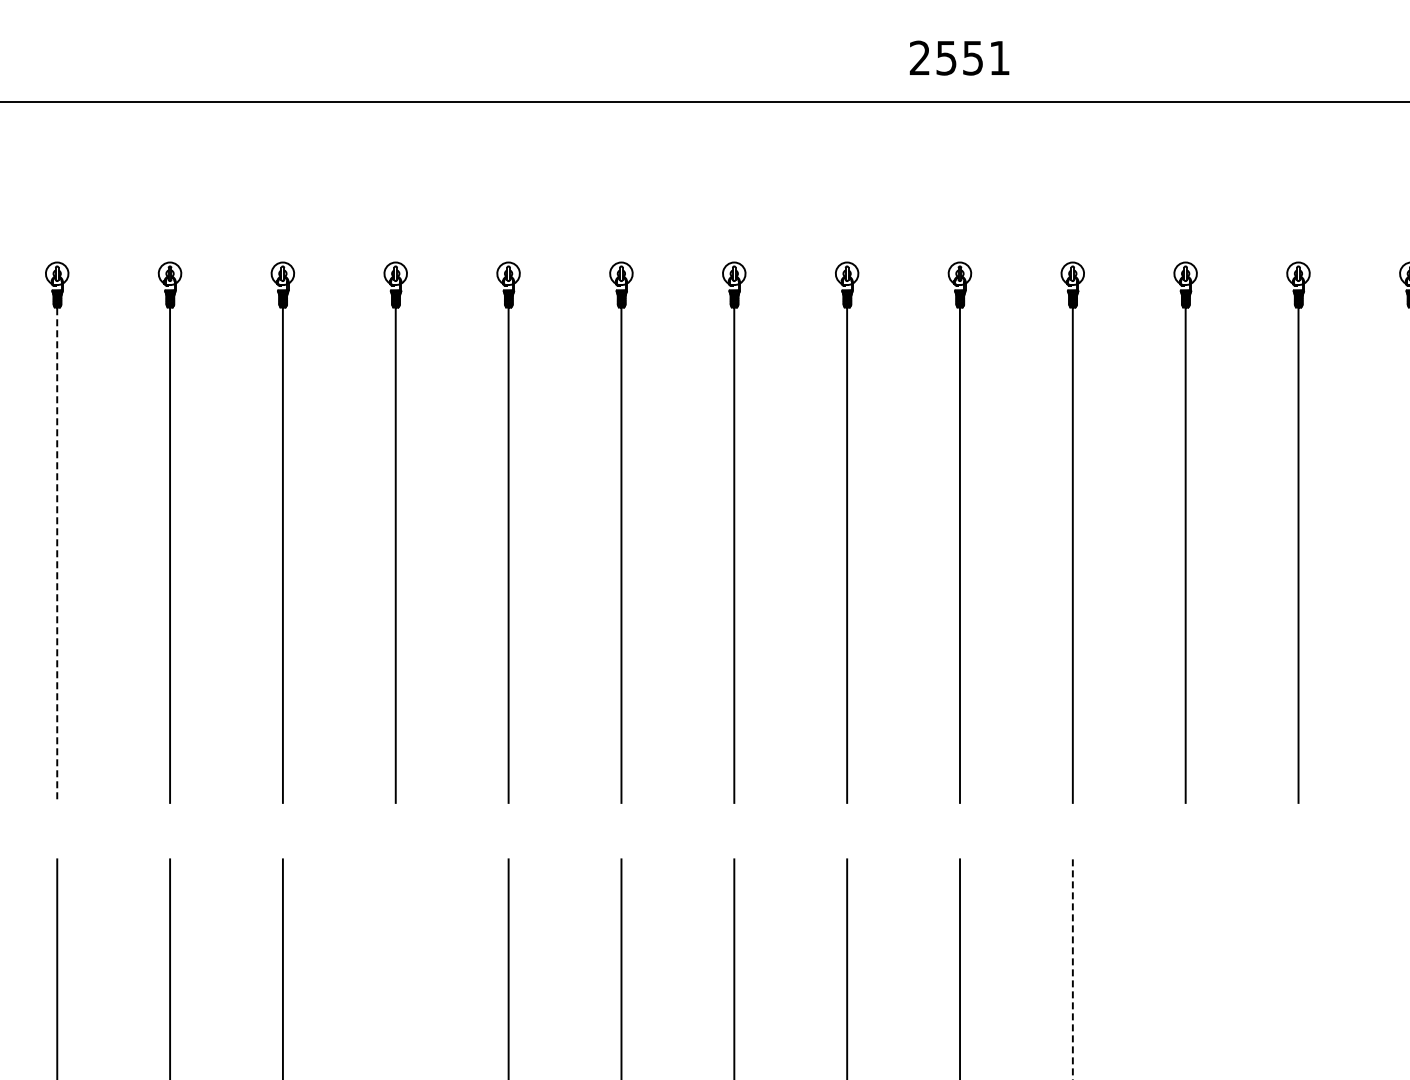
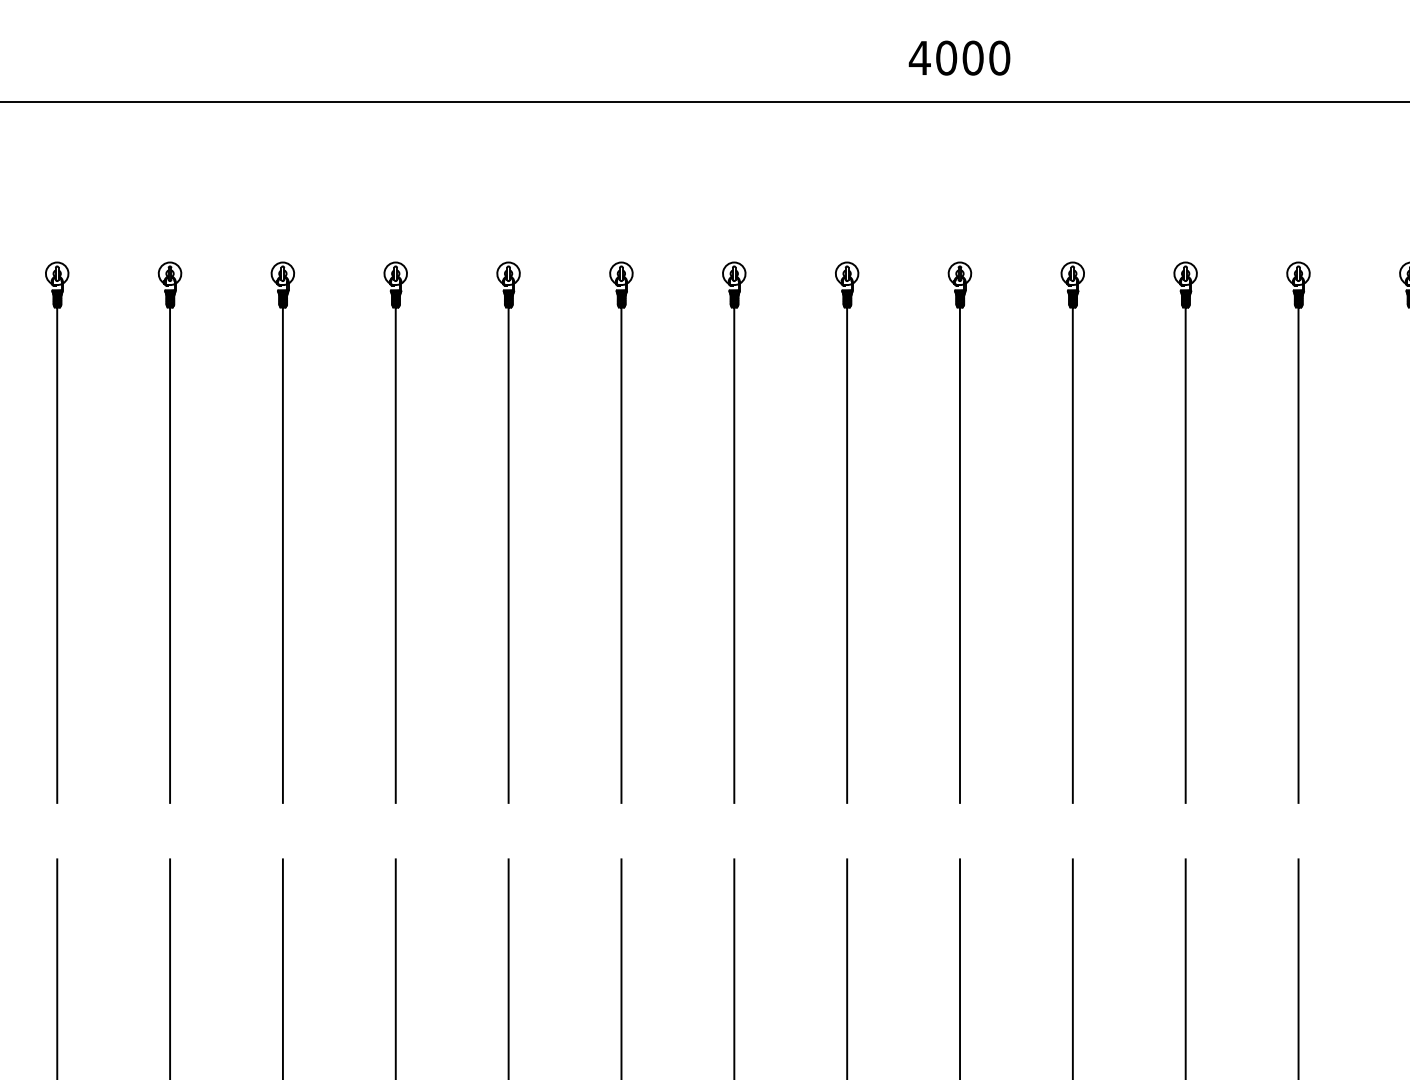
text: 2551 -> 4000 (959, 57)
line: dashed -> solid (57, 556)
line: none -> present (395, 967)
line: none -> present (1185, 967)
line: none -> present (1298, 967)
line: dashed -> solid (1072, 969)
